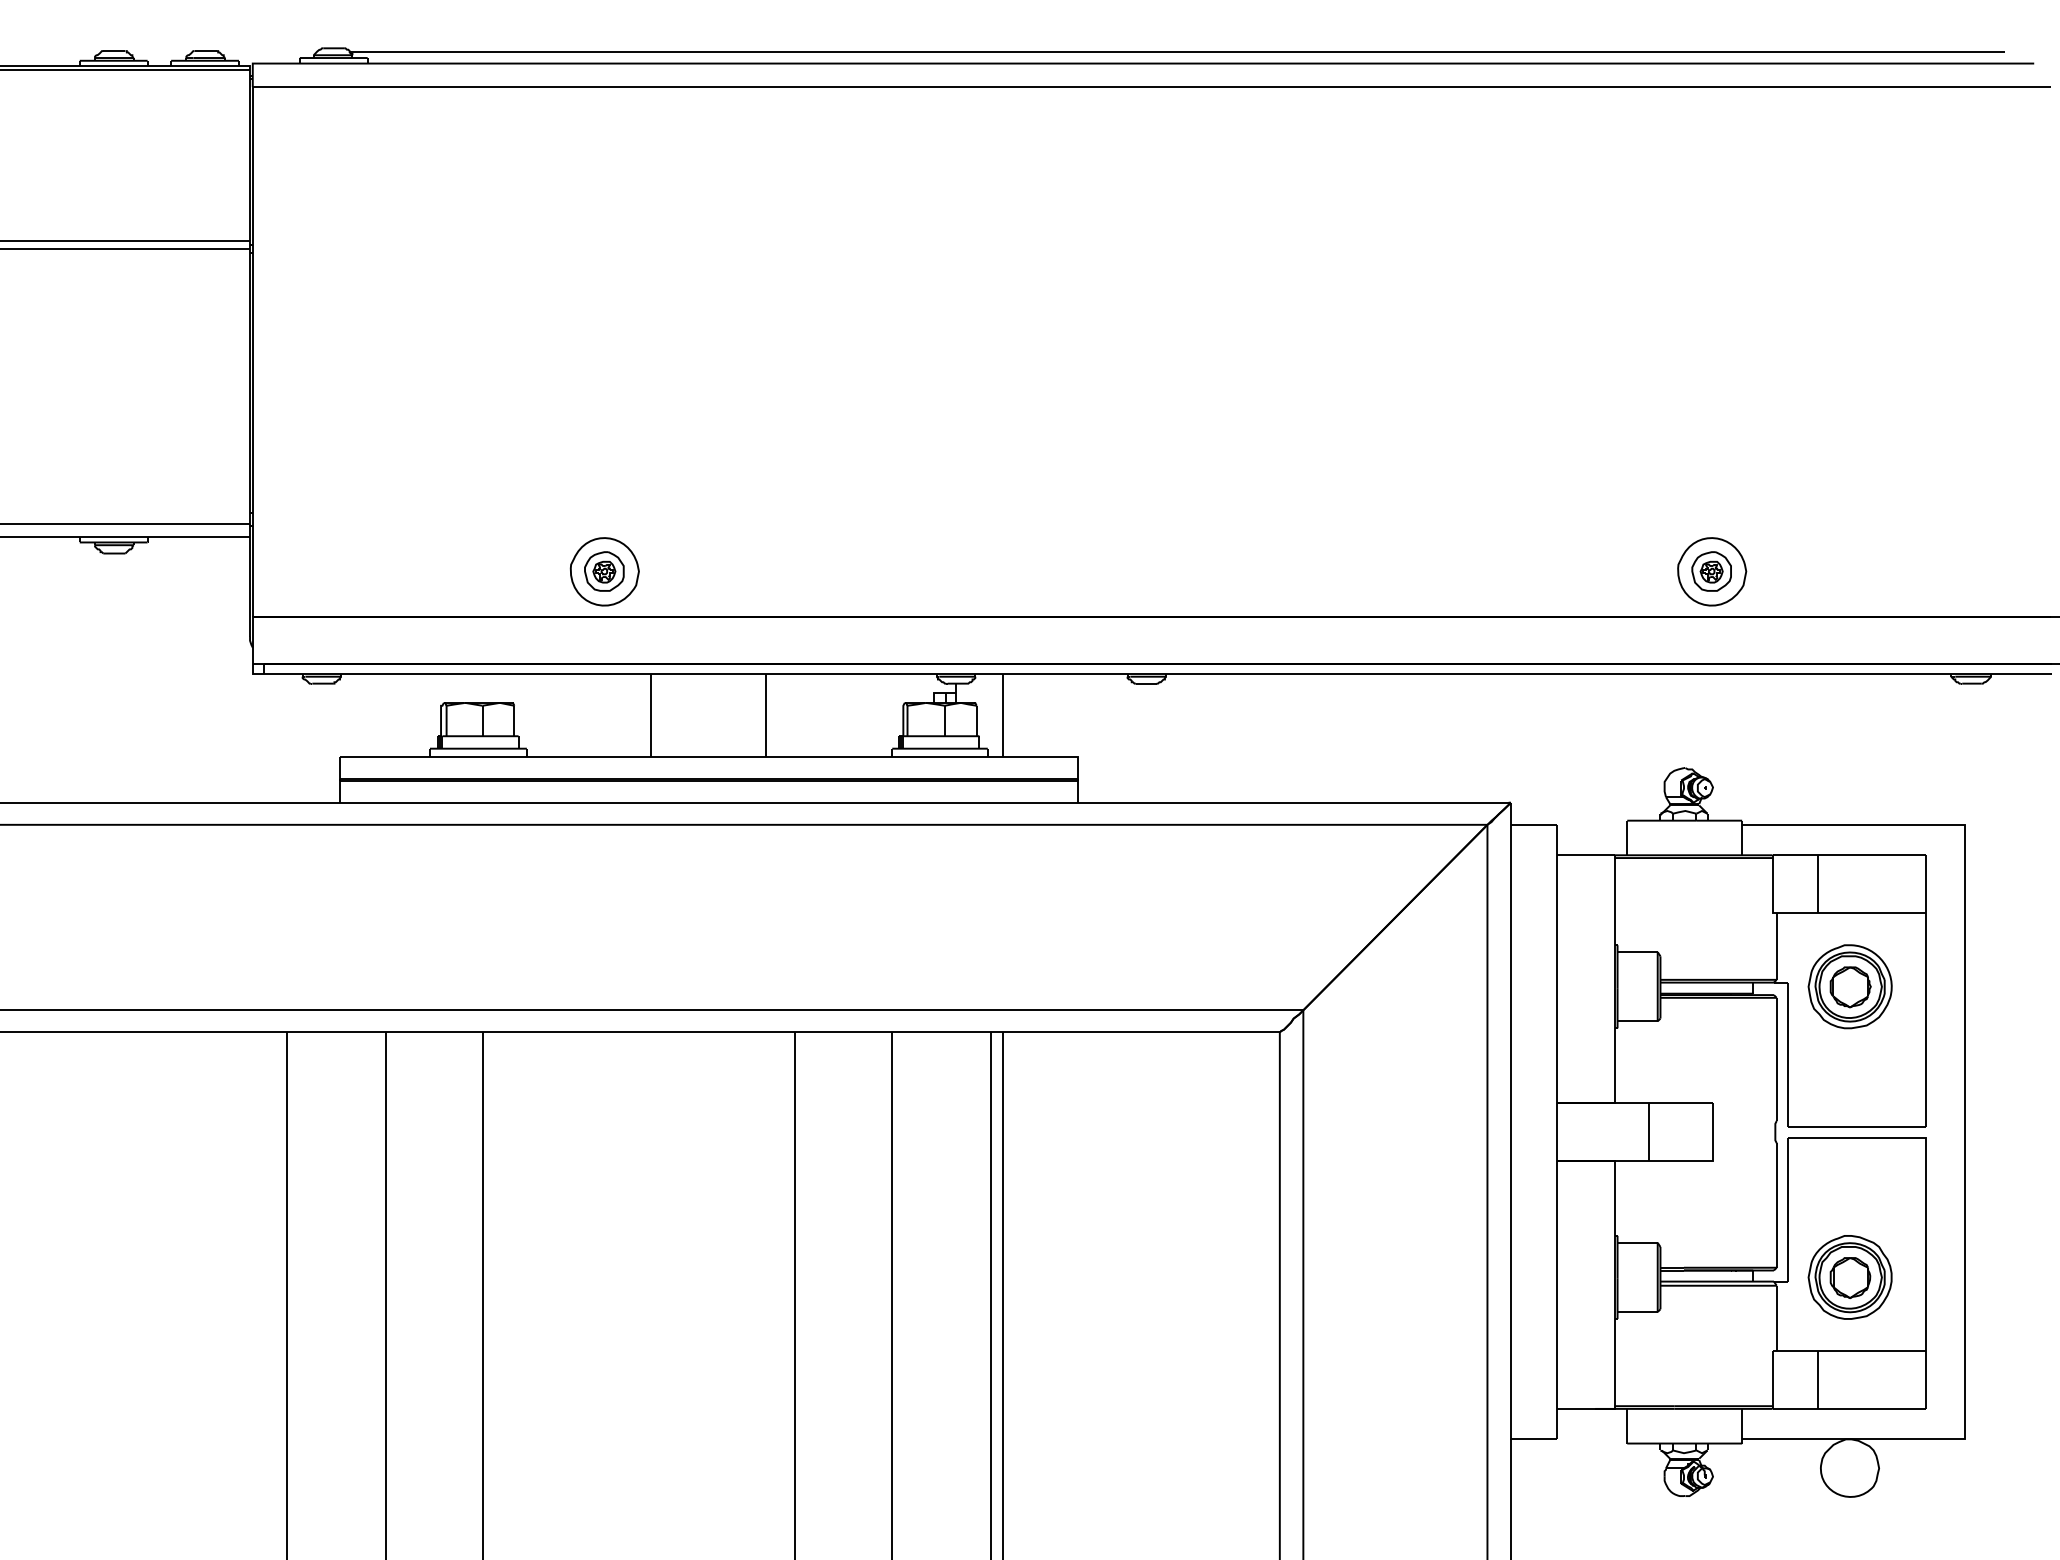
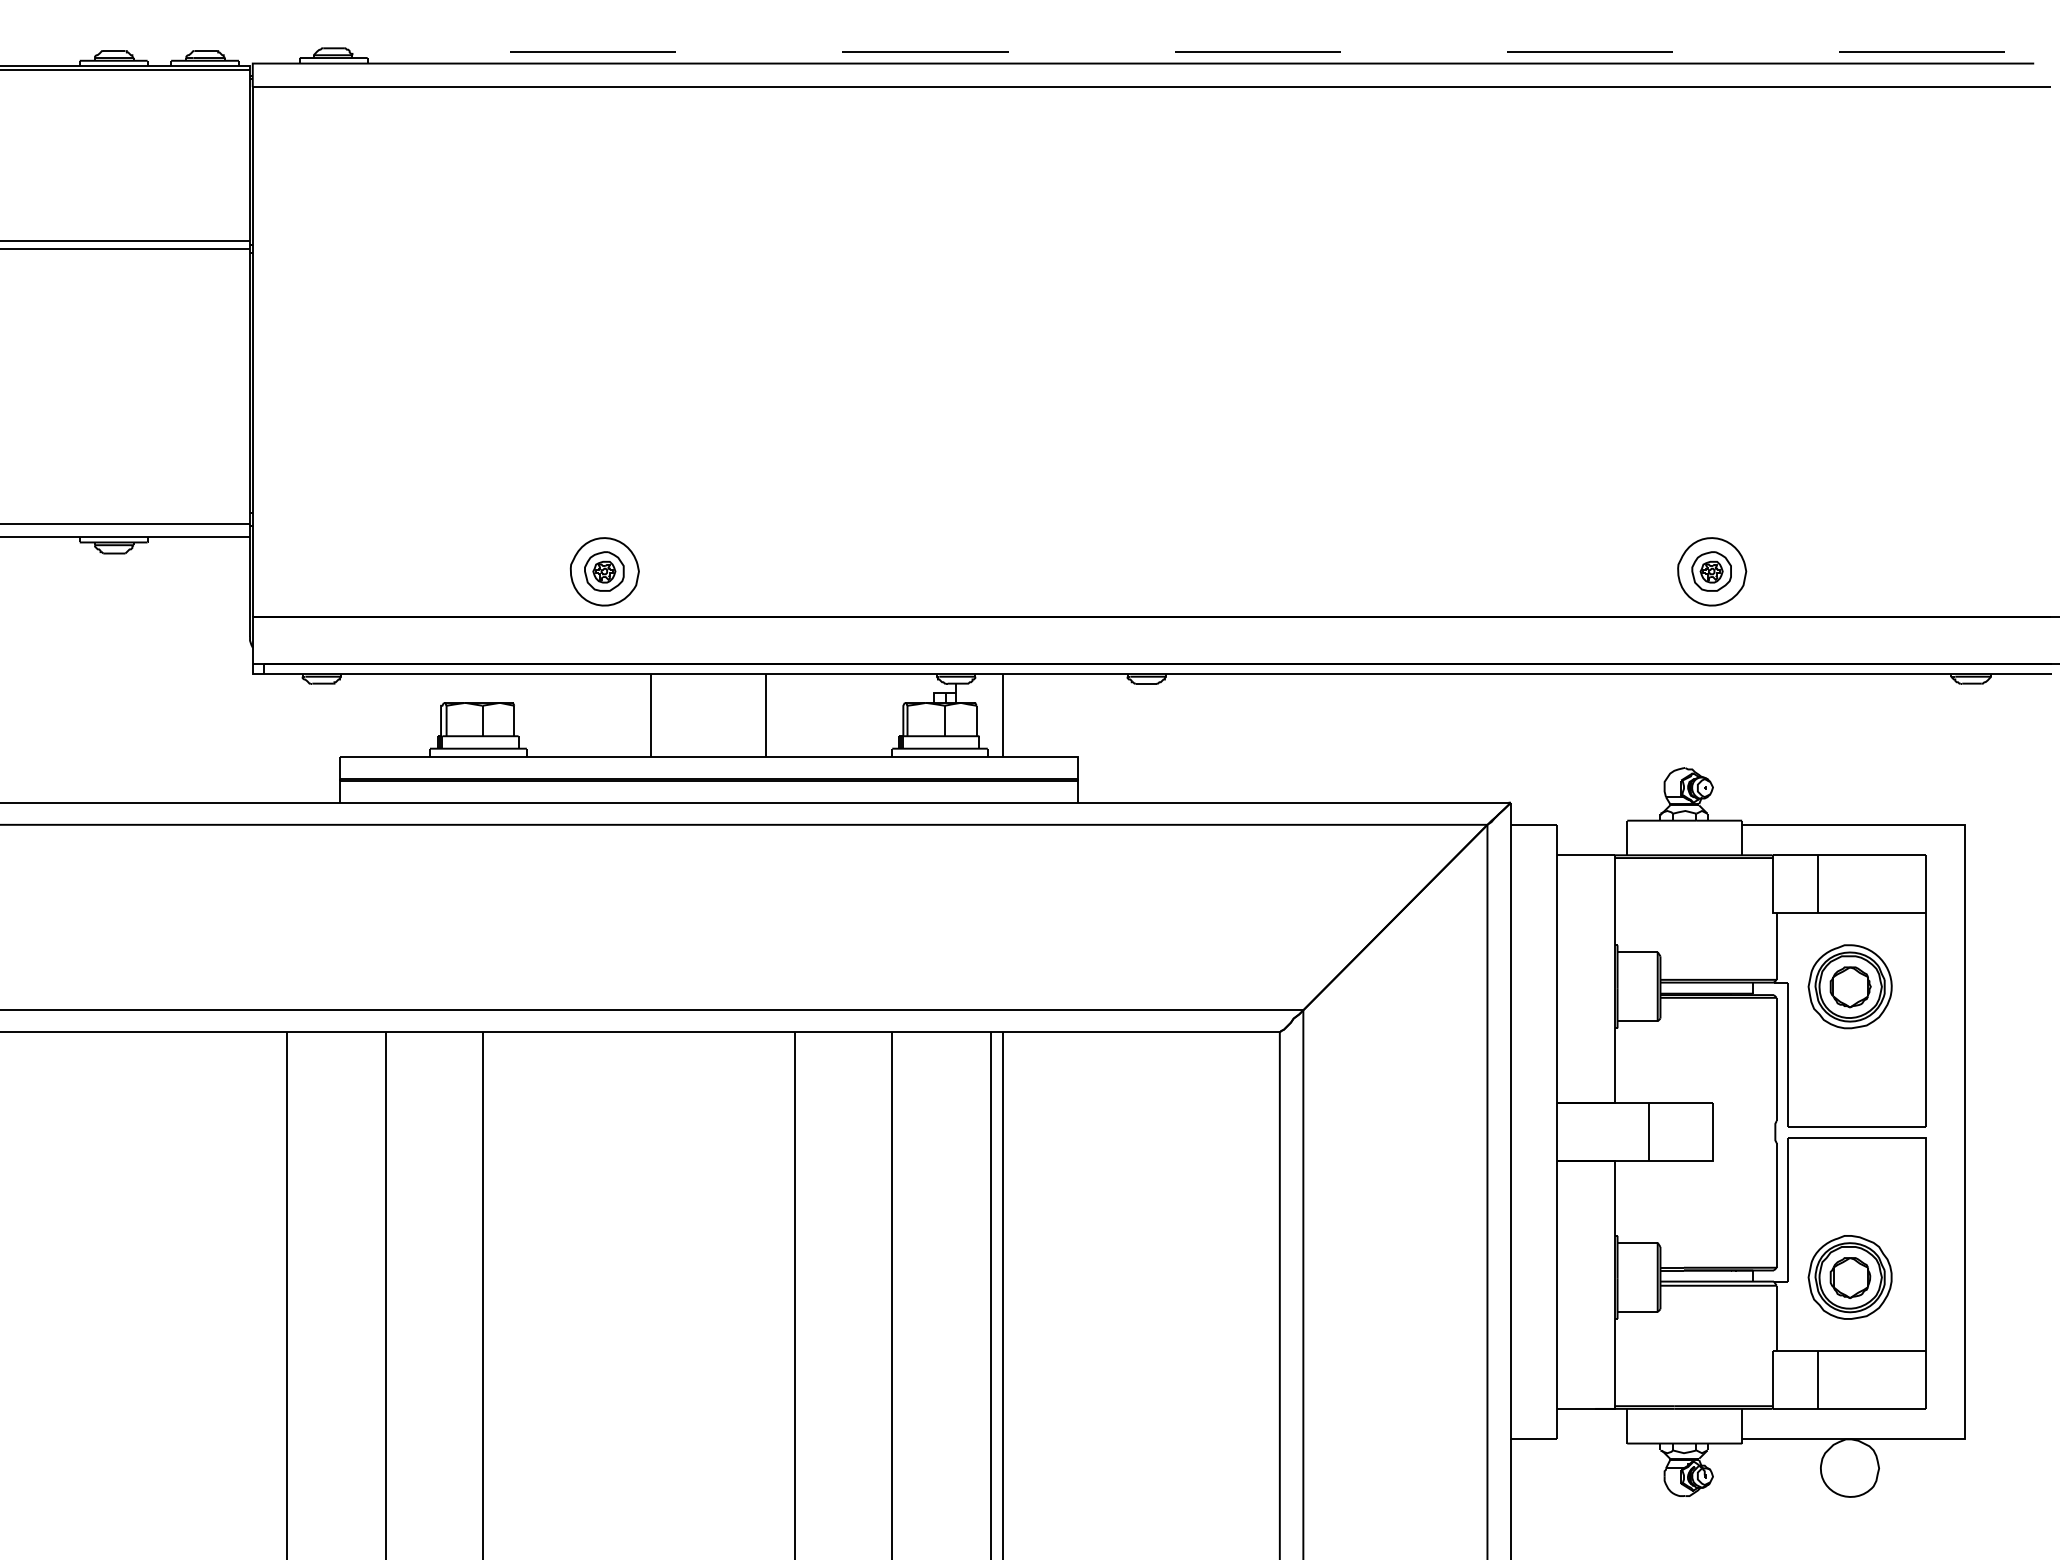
line: solid -> dashed (1177, 52)
